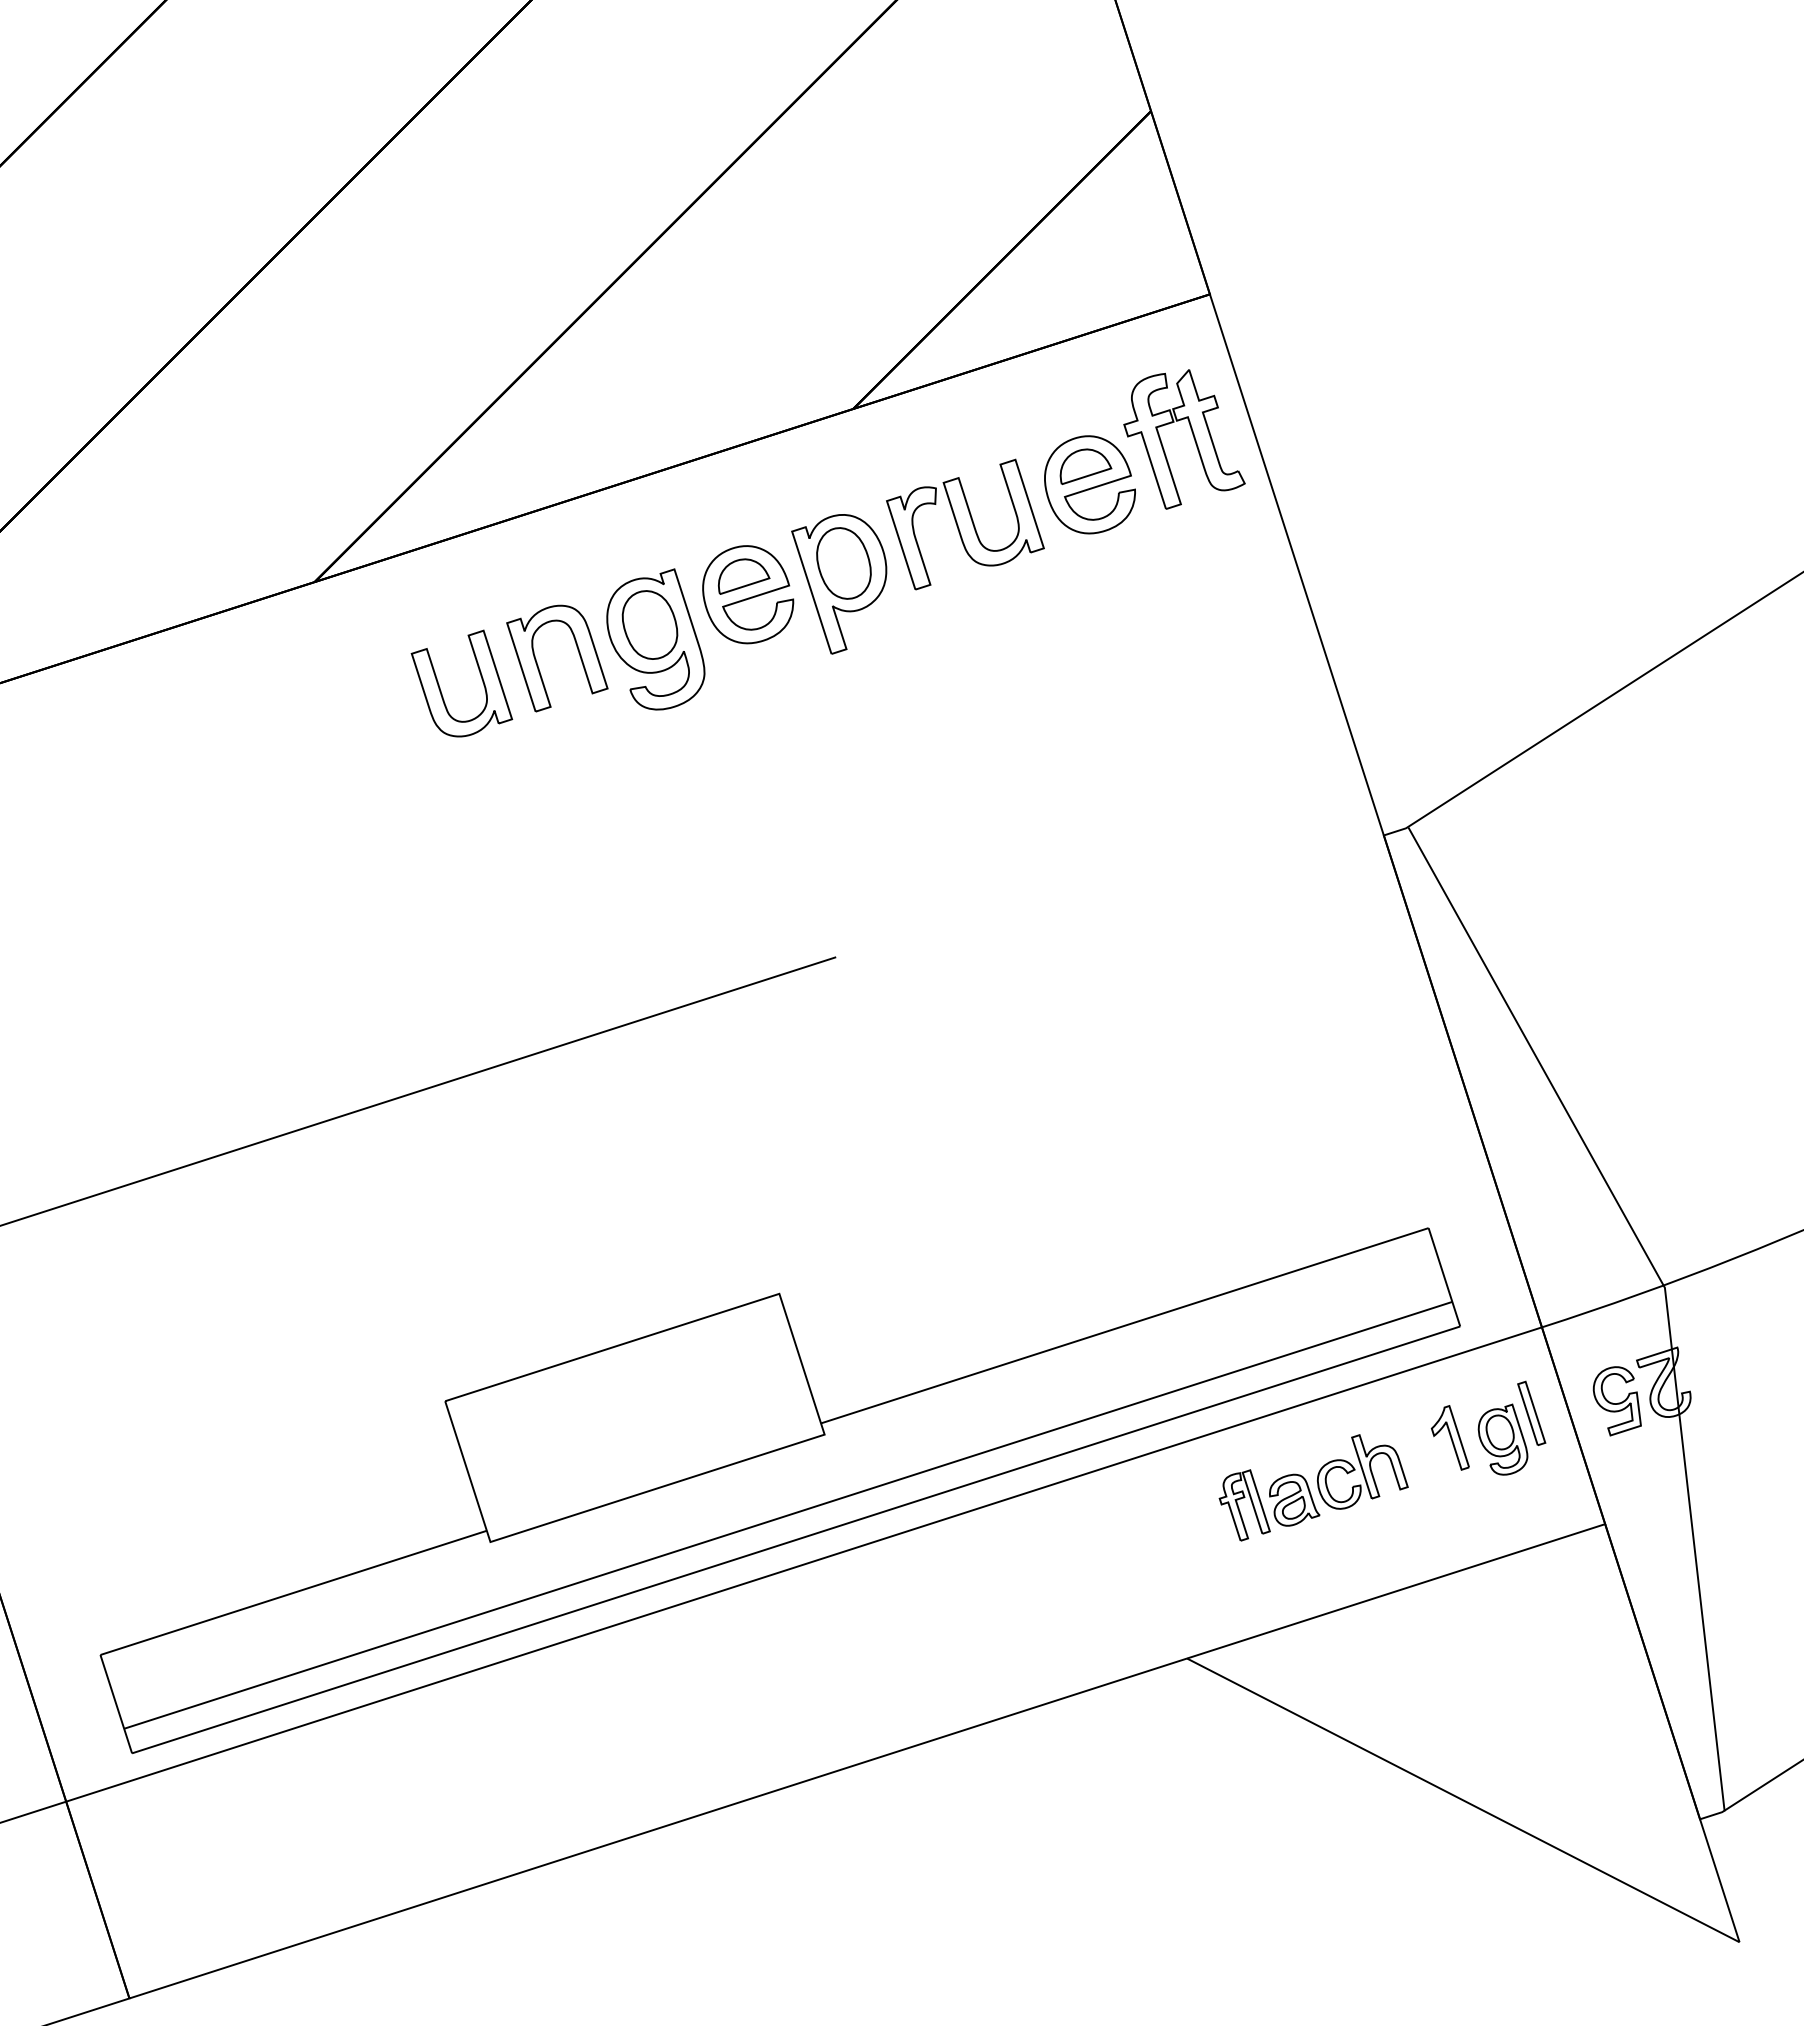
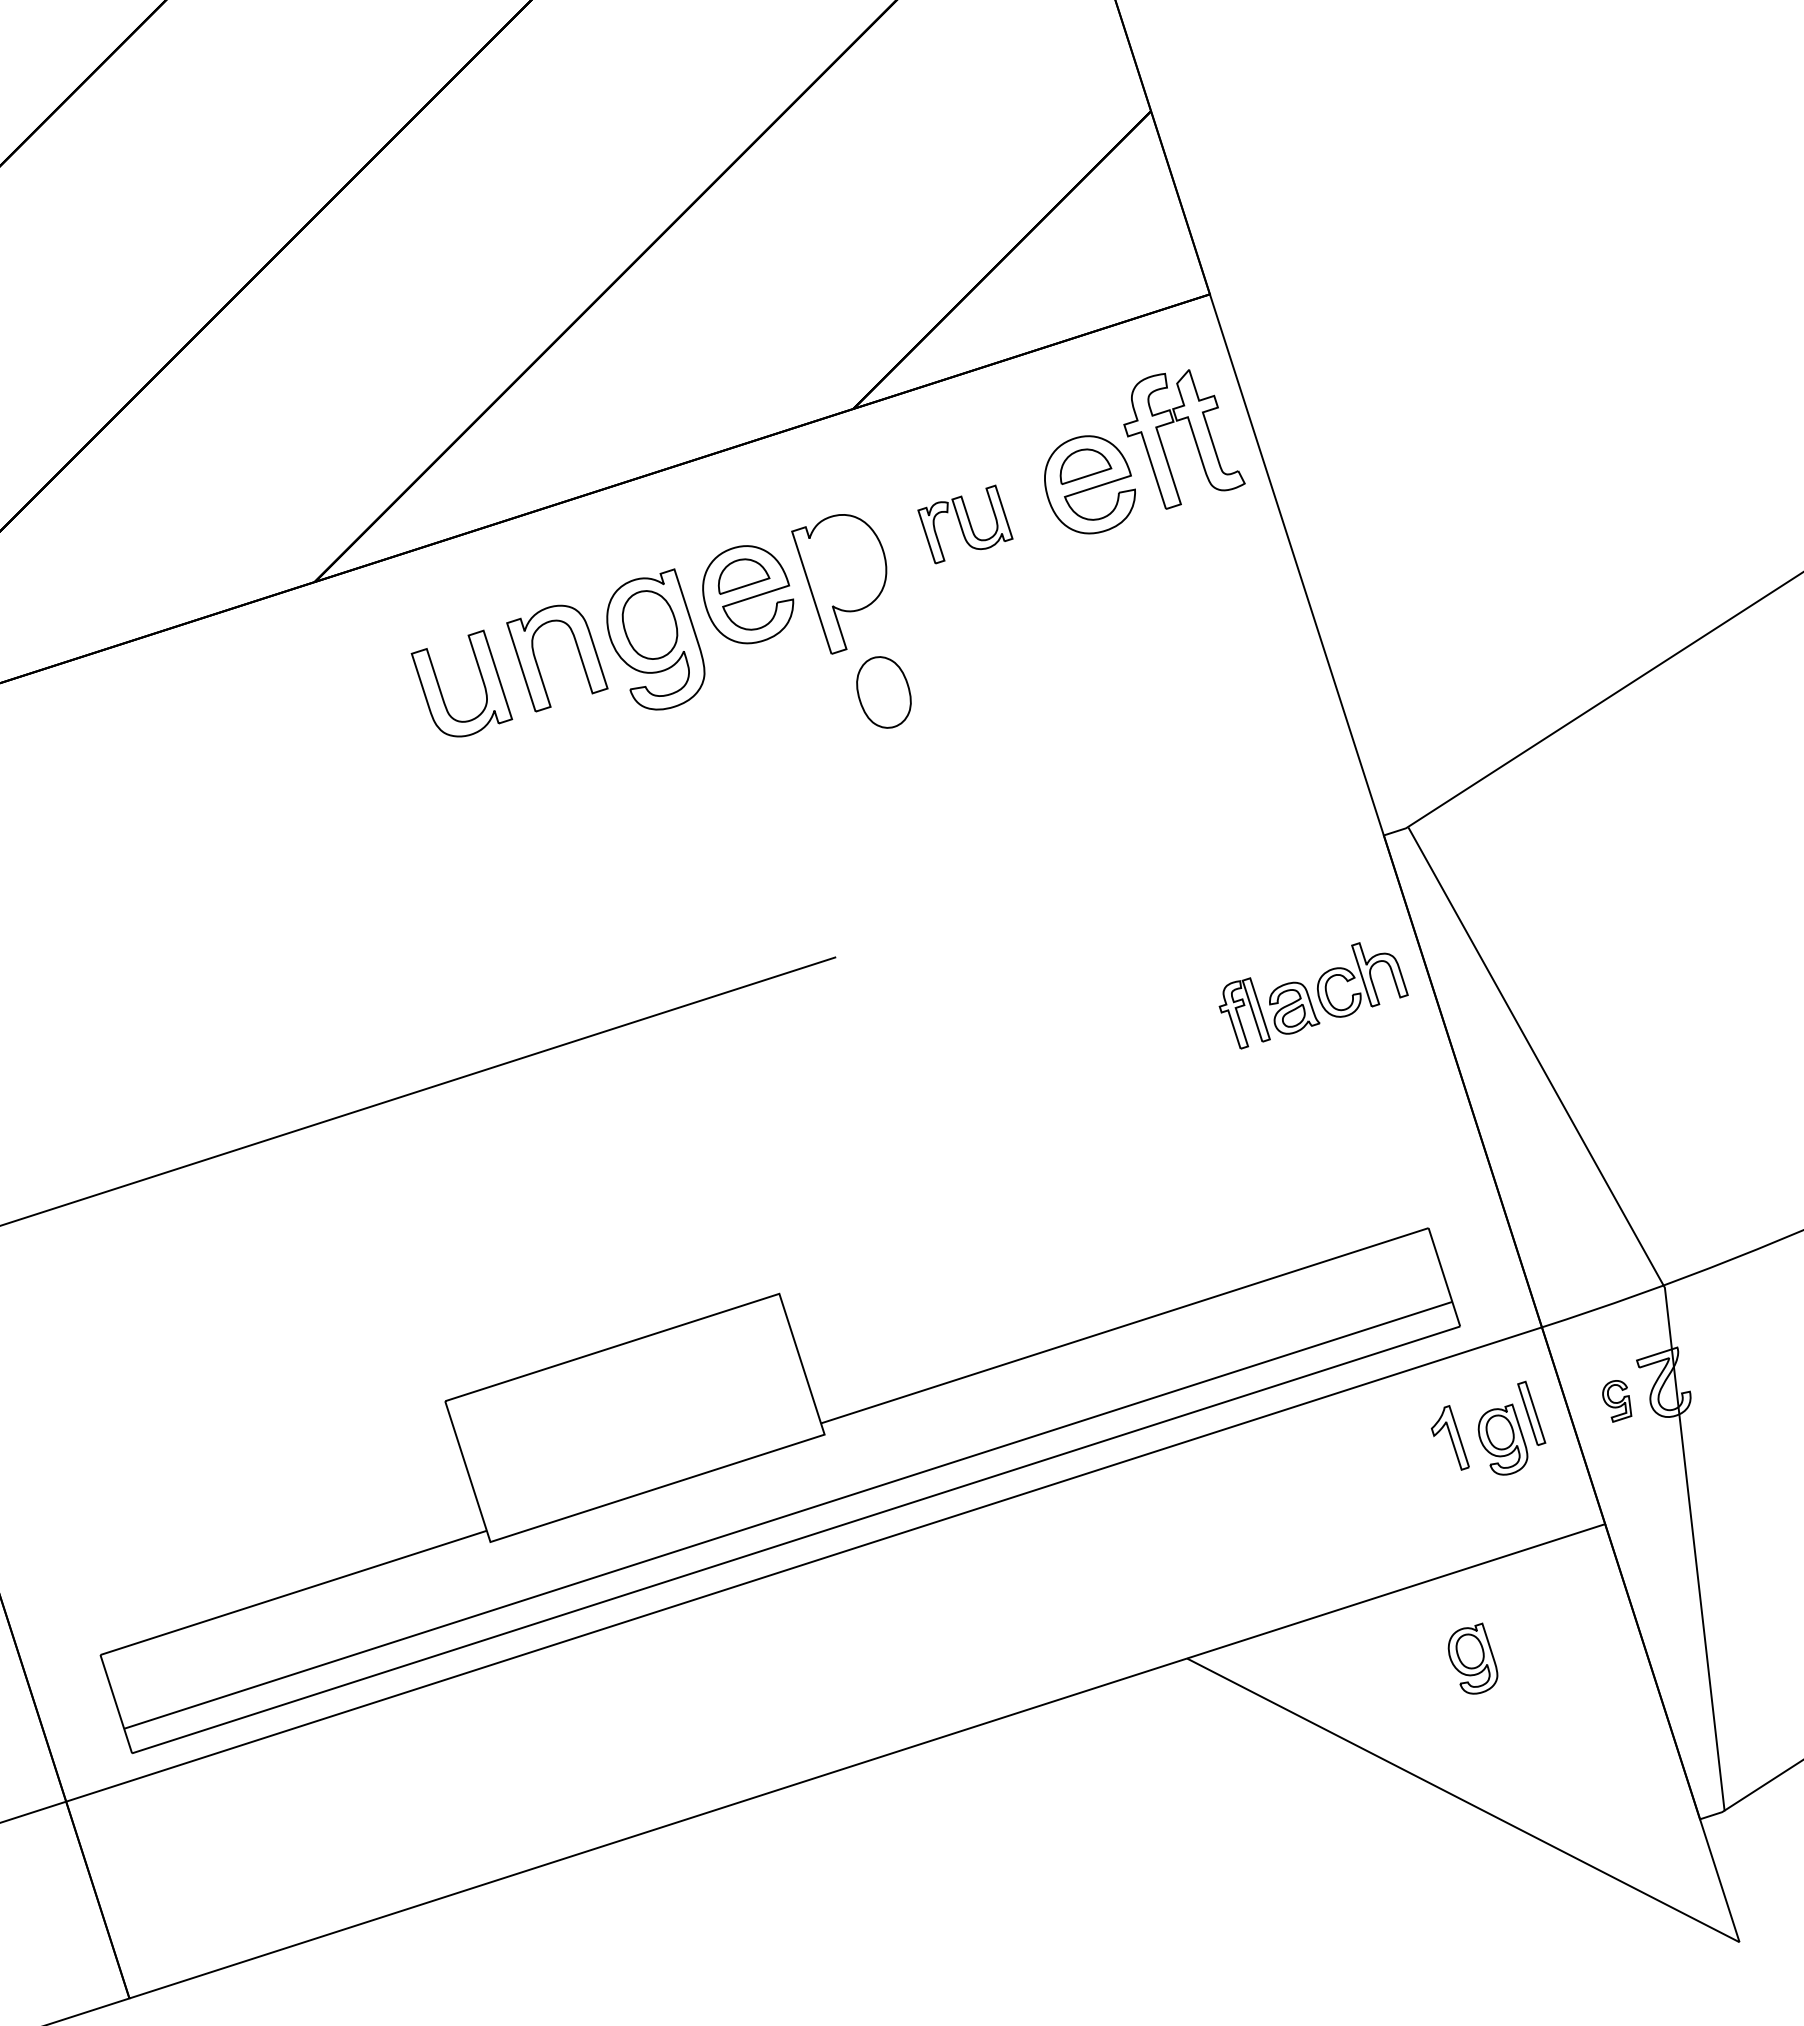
part size: 159x133 px -> 97x81 px (965, 524)
part position: (843, 563) -> (883, 692) (883, 692)
part size: 50x71 px -> 31x43 px (1617, 1401)
part position: (1313, 1487) -> (1313, 995) (1313, 995)
part: none -> present (1472, 1658)
